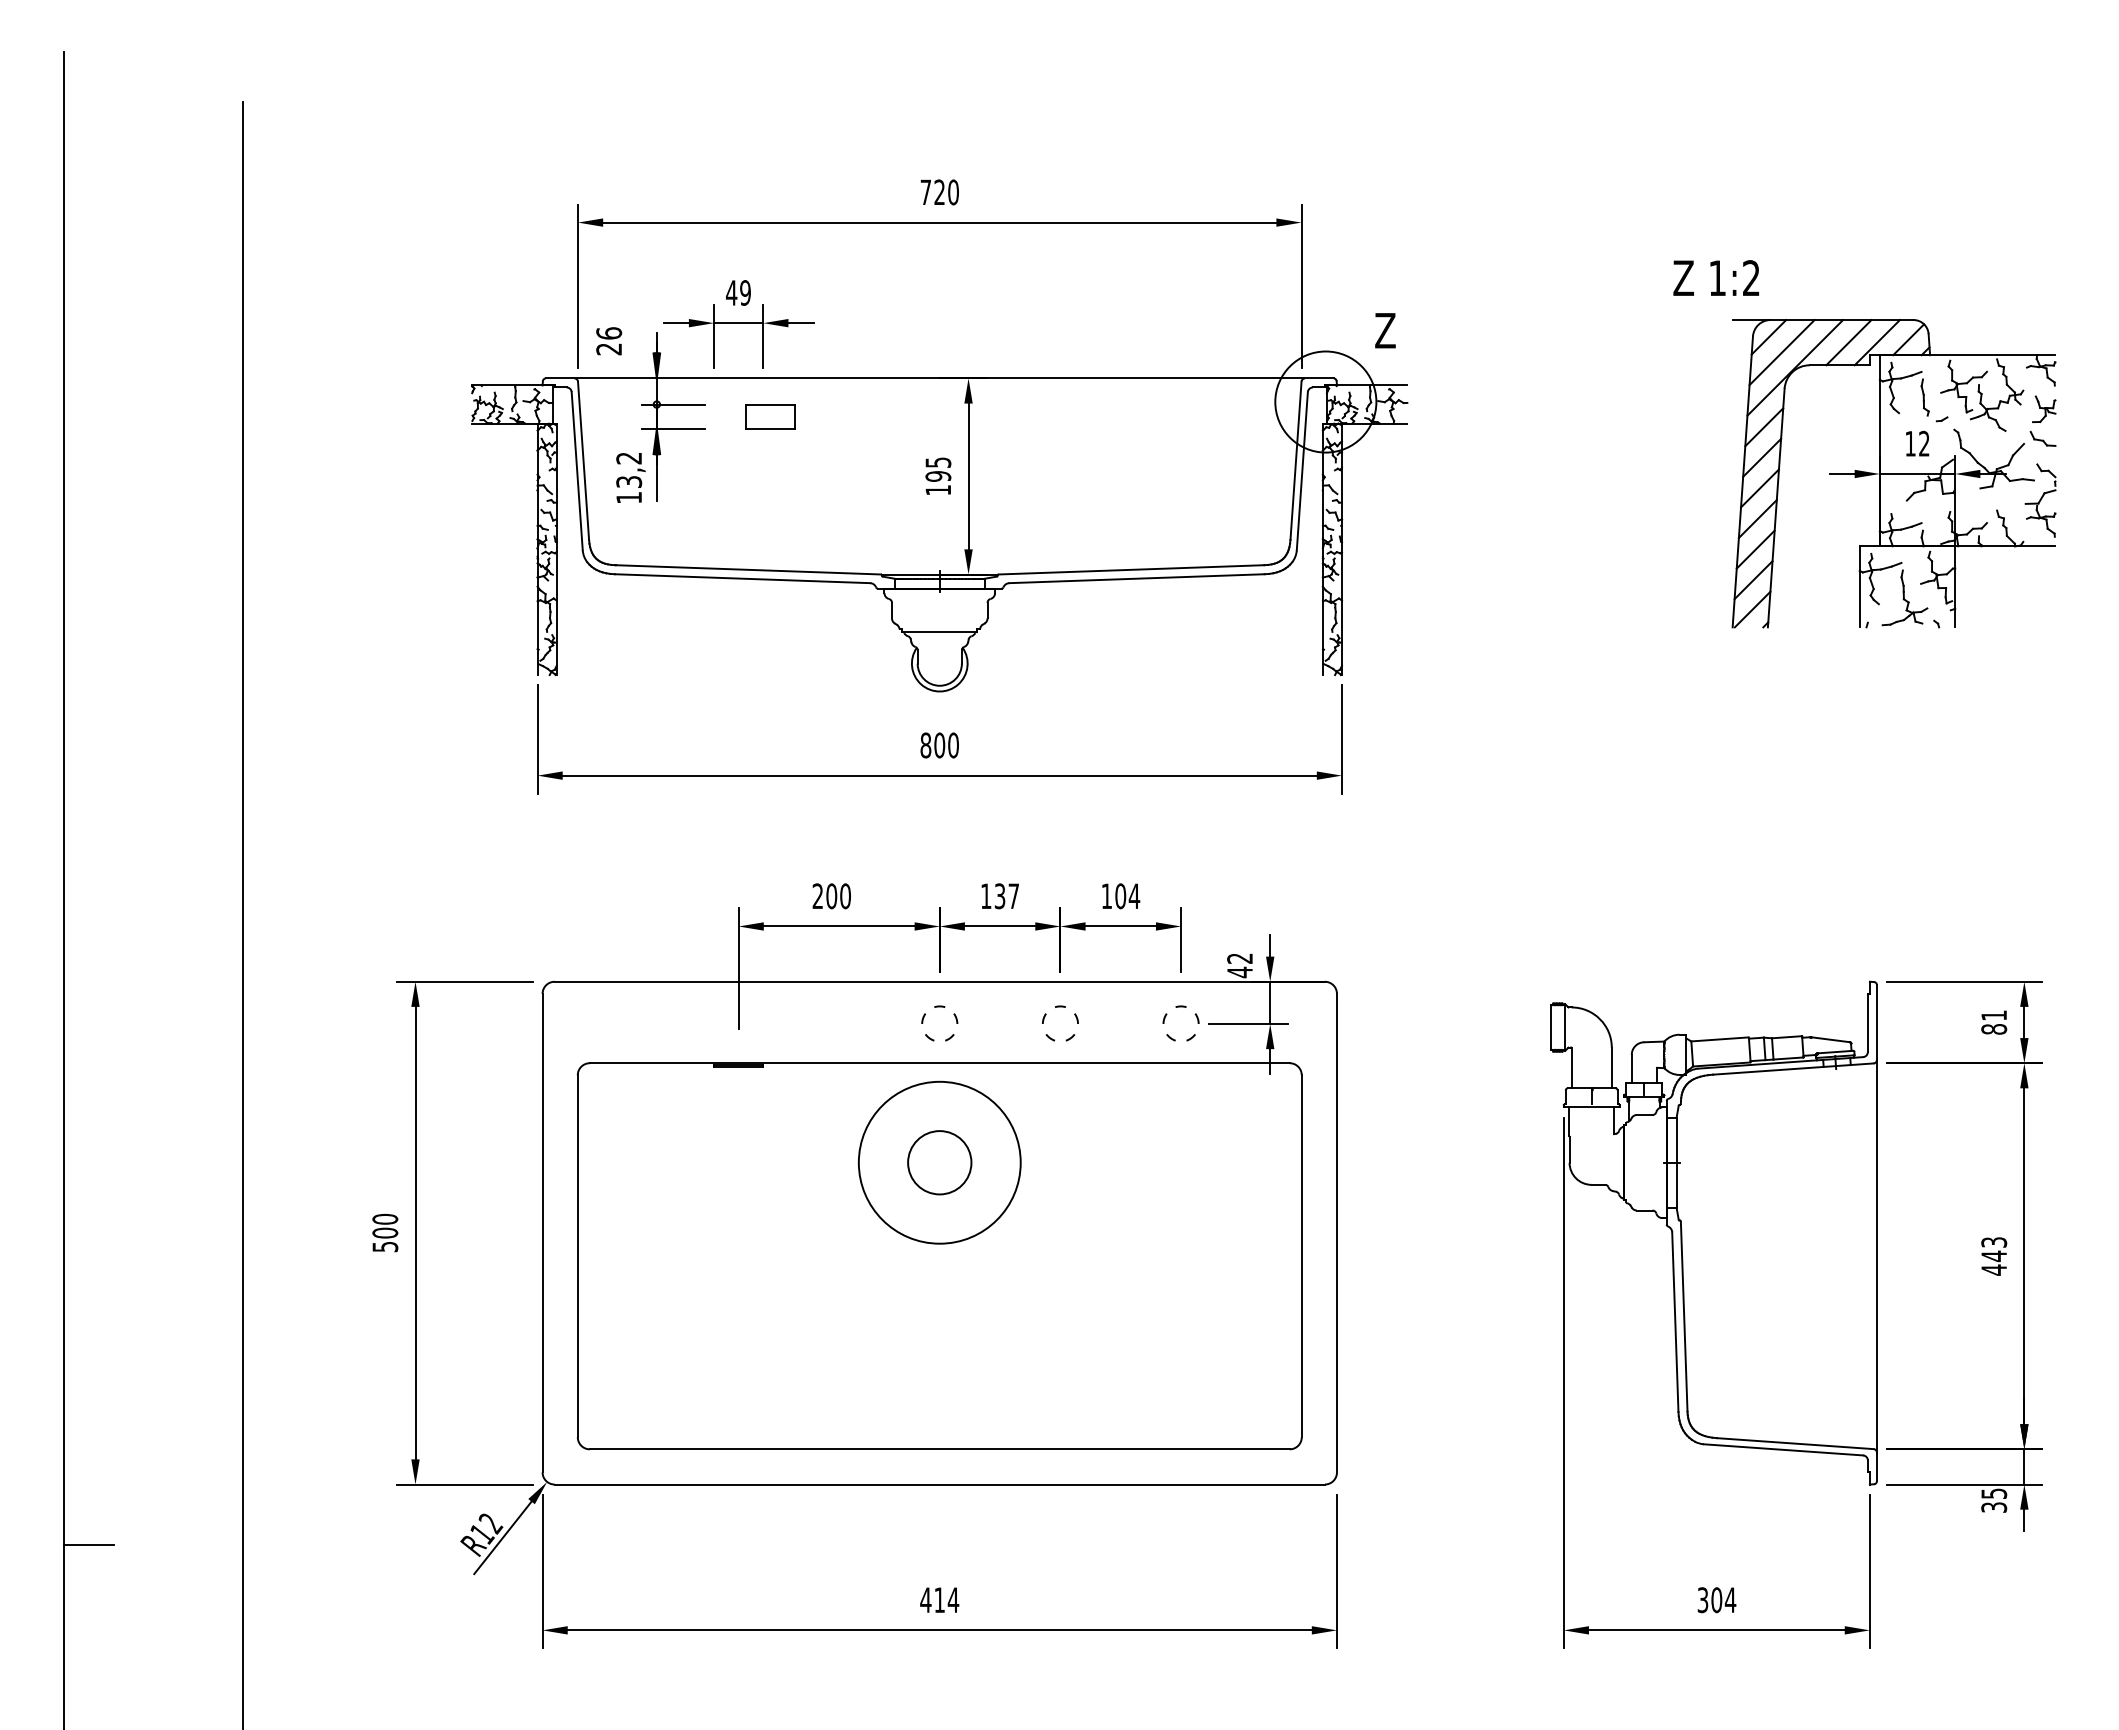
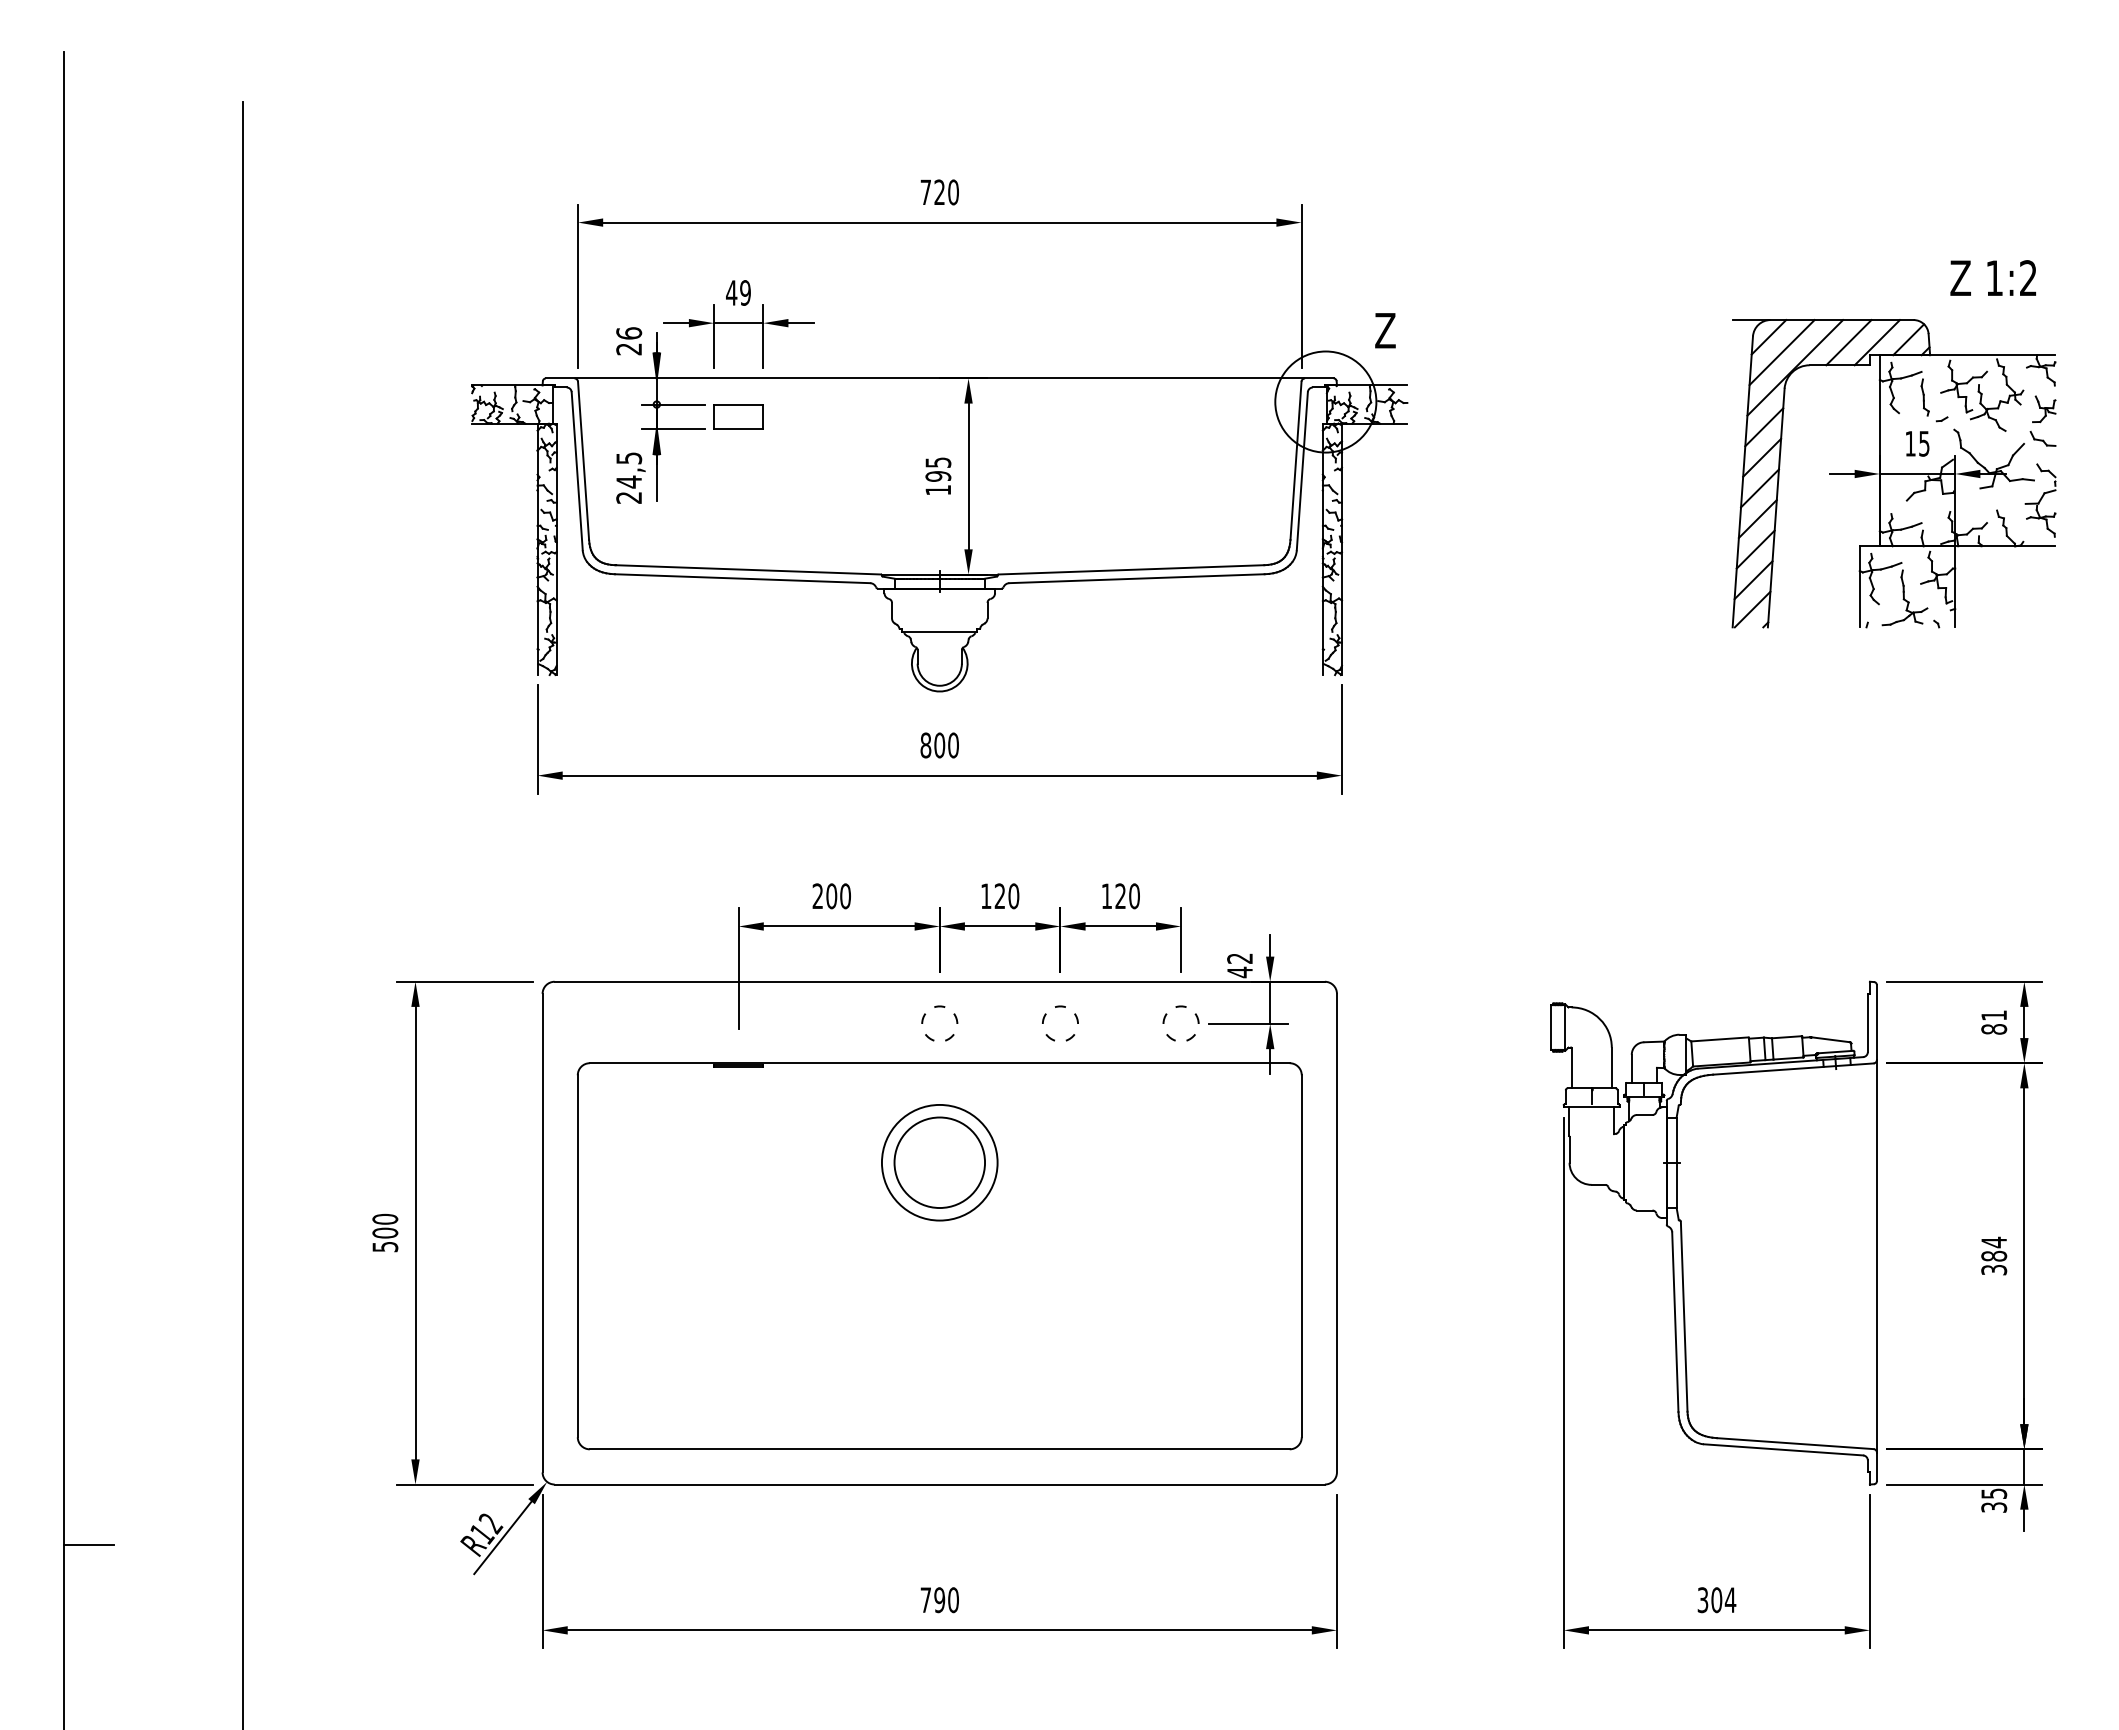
text position: (1715, 277) -> (1992, 277) (1992, 277)
text position: (609, 341) -> (629, 341) (629, 341)
part position: (770, 416) -> (738, 416) (738, 416)
text: 12 -> 15 (1924, 443)
text: 13,2 -> 24,5 (629, 477)
text: 137 -> 120 (1006, 896)
text: 104 -> 120 (1127, 896)
circle diameter: 162 px -> 116 px (939, 1162)
circle diameter: 63 px -> 90 px (939, 1162)
text: 443 -> 384 (1994, 1255)
text: 414 -> 790 (939, 1600)
